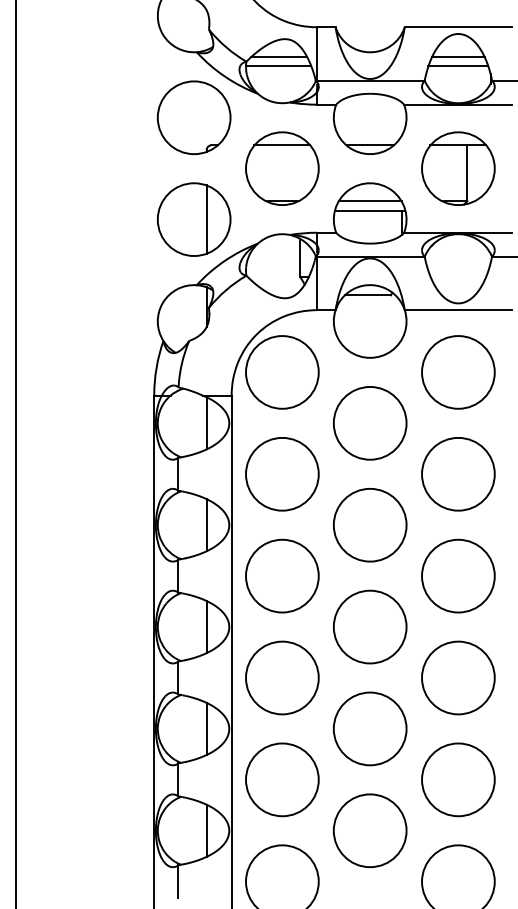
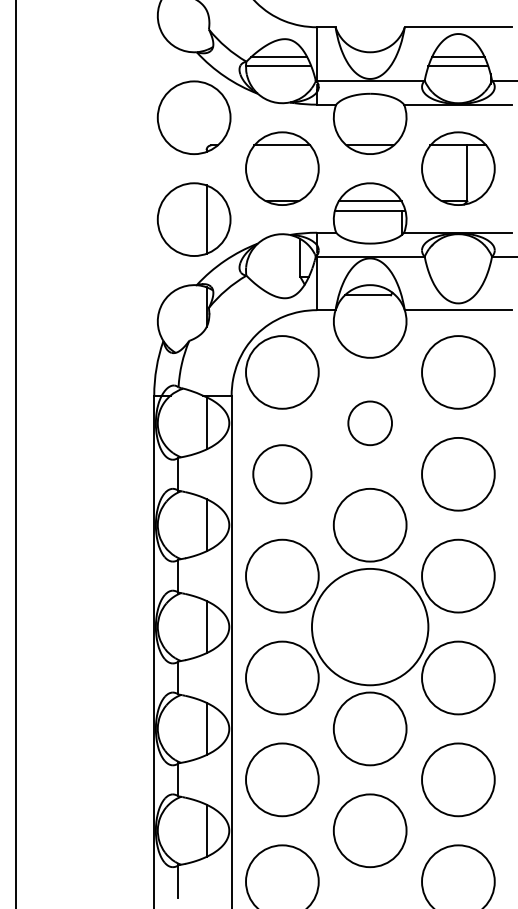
circle diameter: 73 px -> 44 px (370, 423)
circle diameter: 73 px -> 58 px (282, 474)
circle diameter: 73 px -> 116 px (369, 626)
